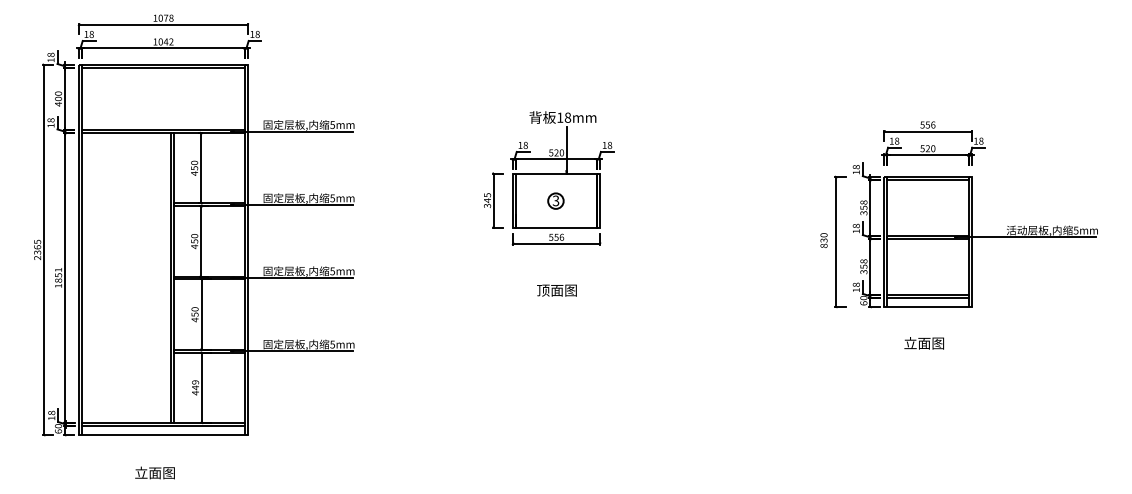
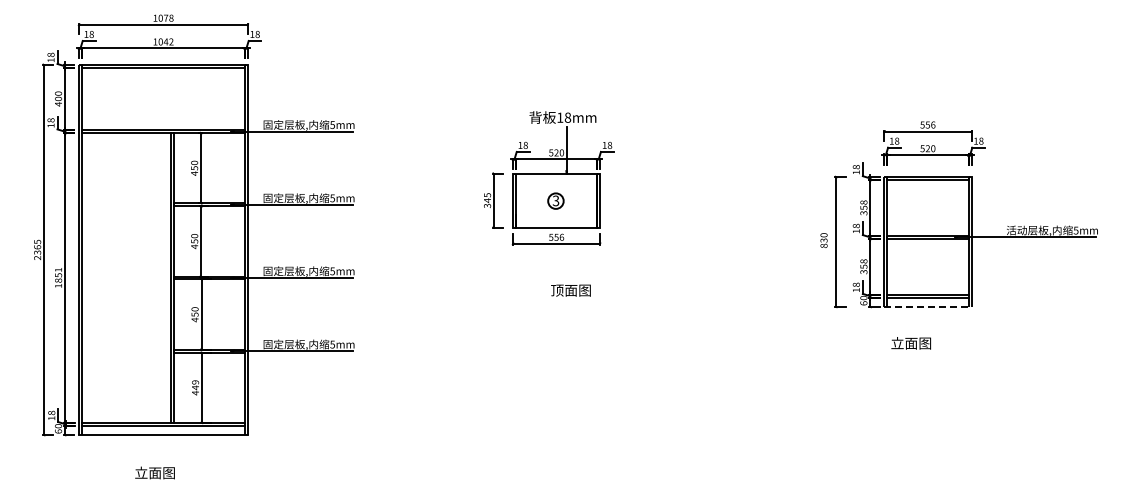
text position: (556, 290) -> (570, 290) (570, 290)
line: solid -> dashed (927, 306)
text position: (923, 343) -> (910, 343) (910, 343)
